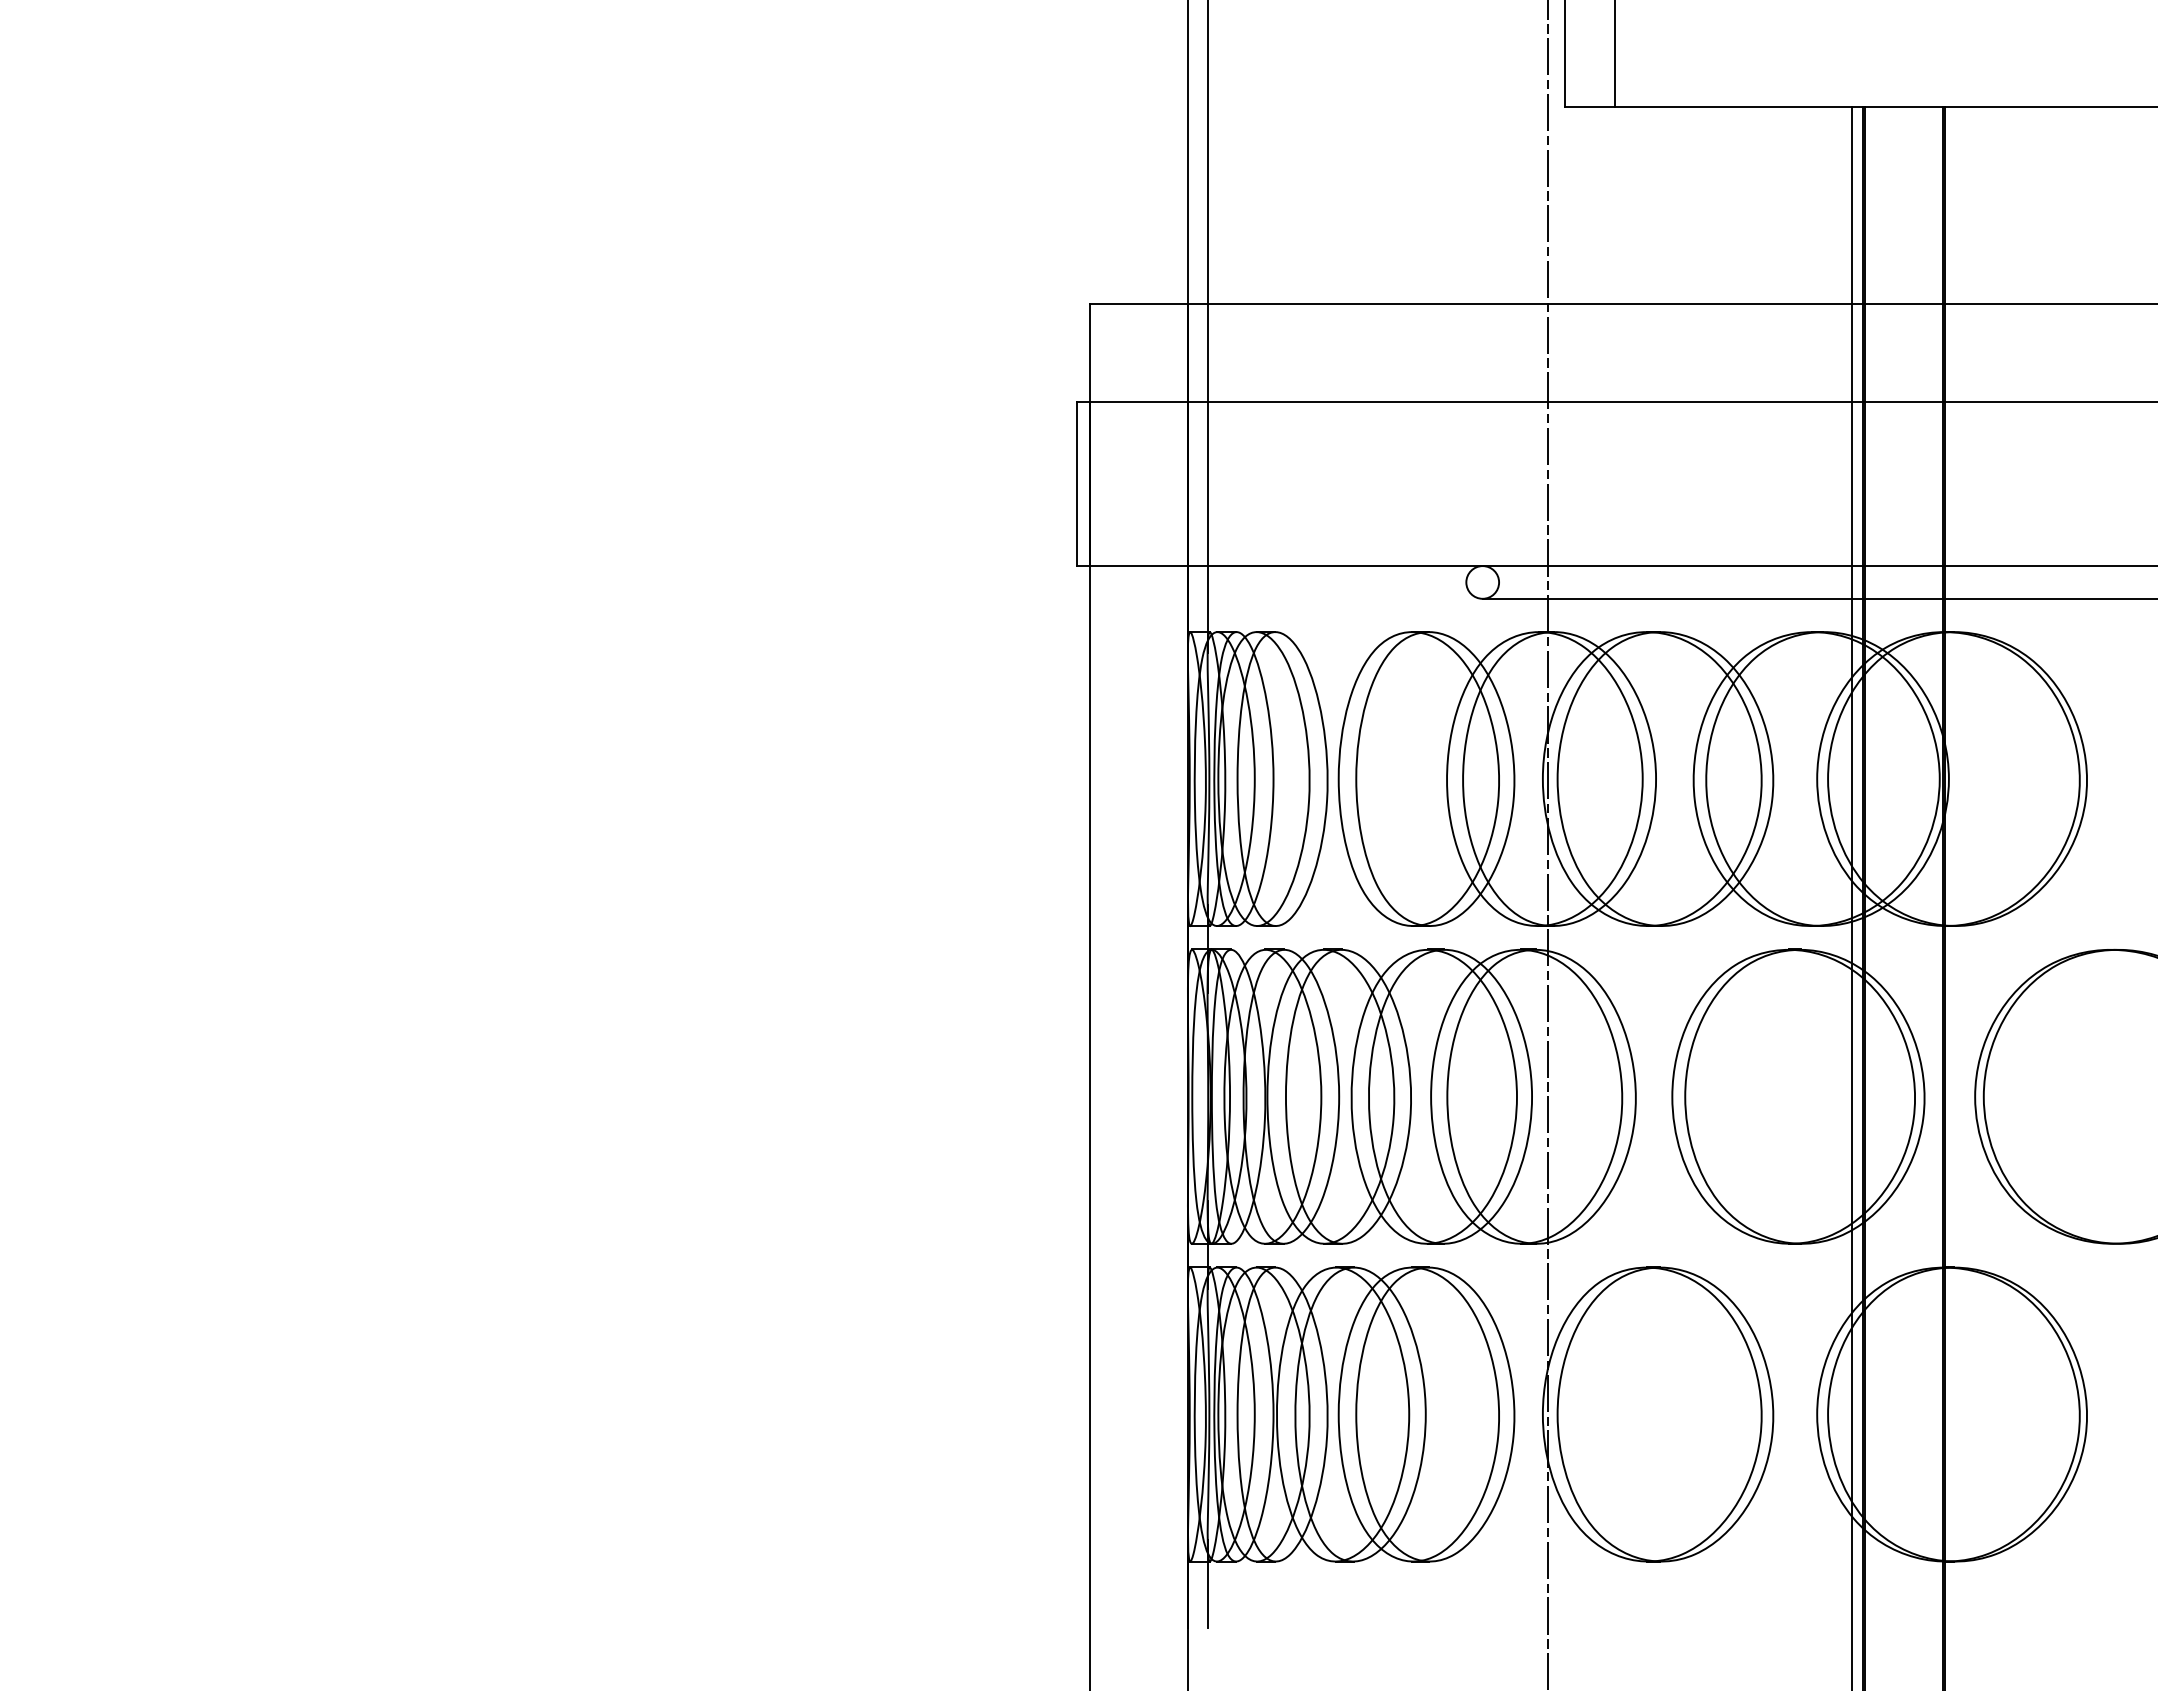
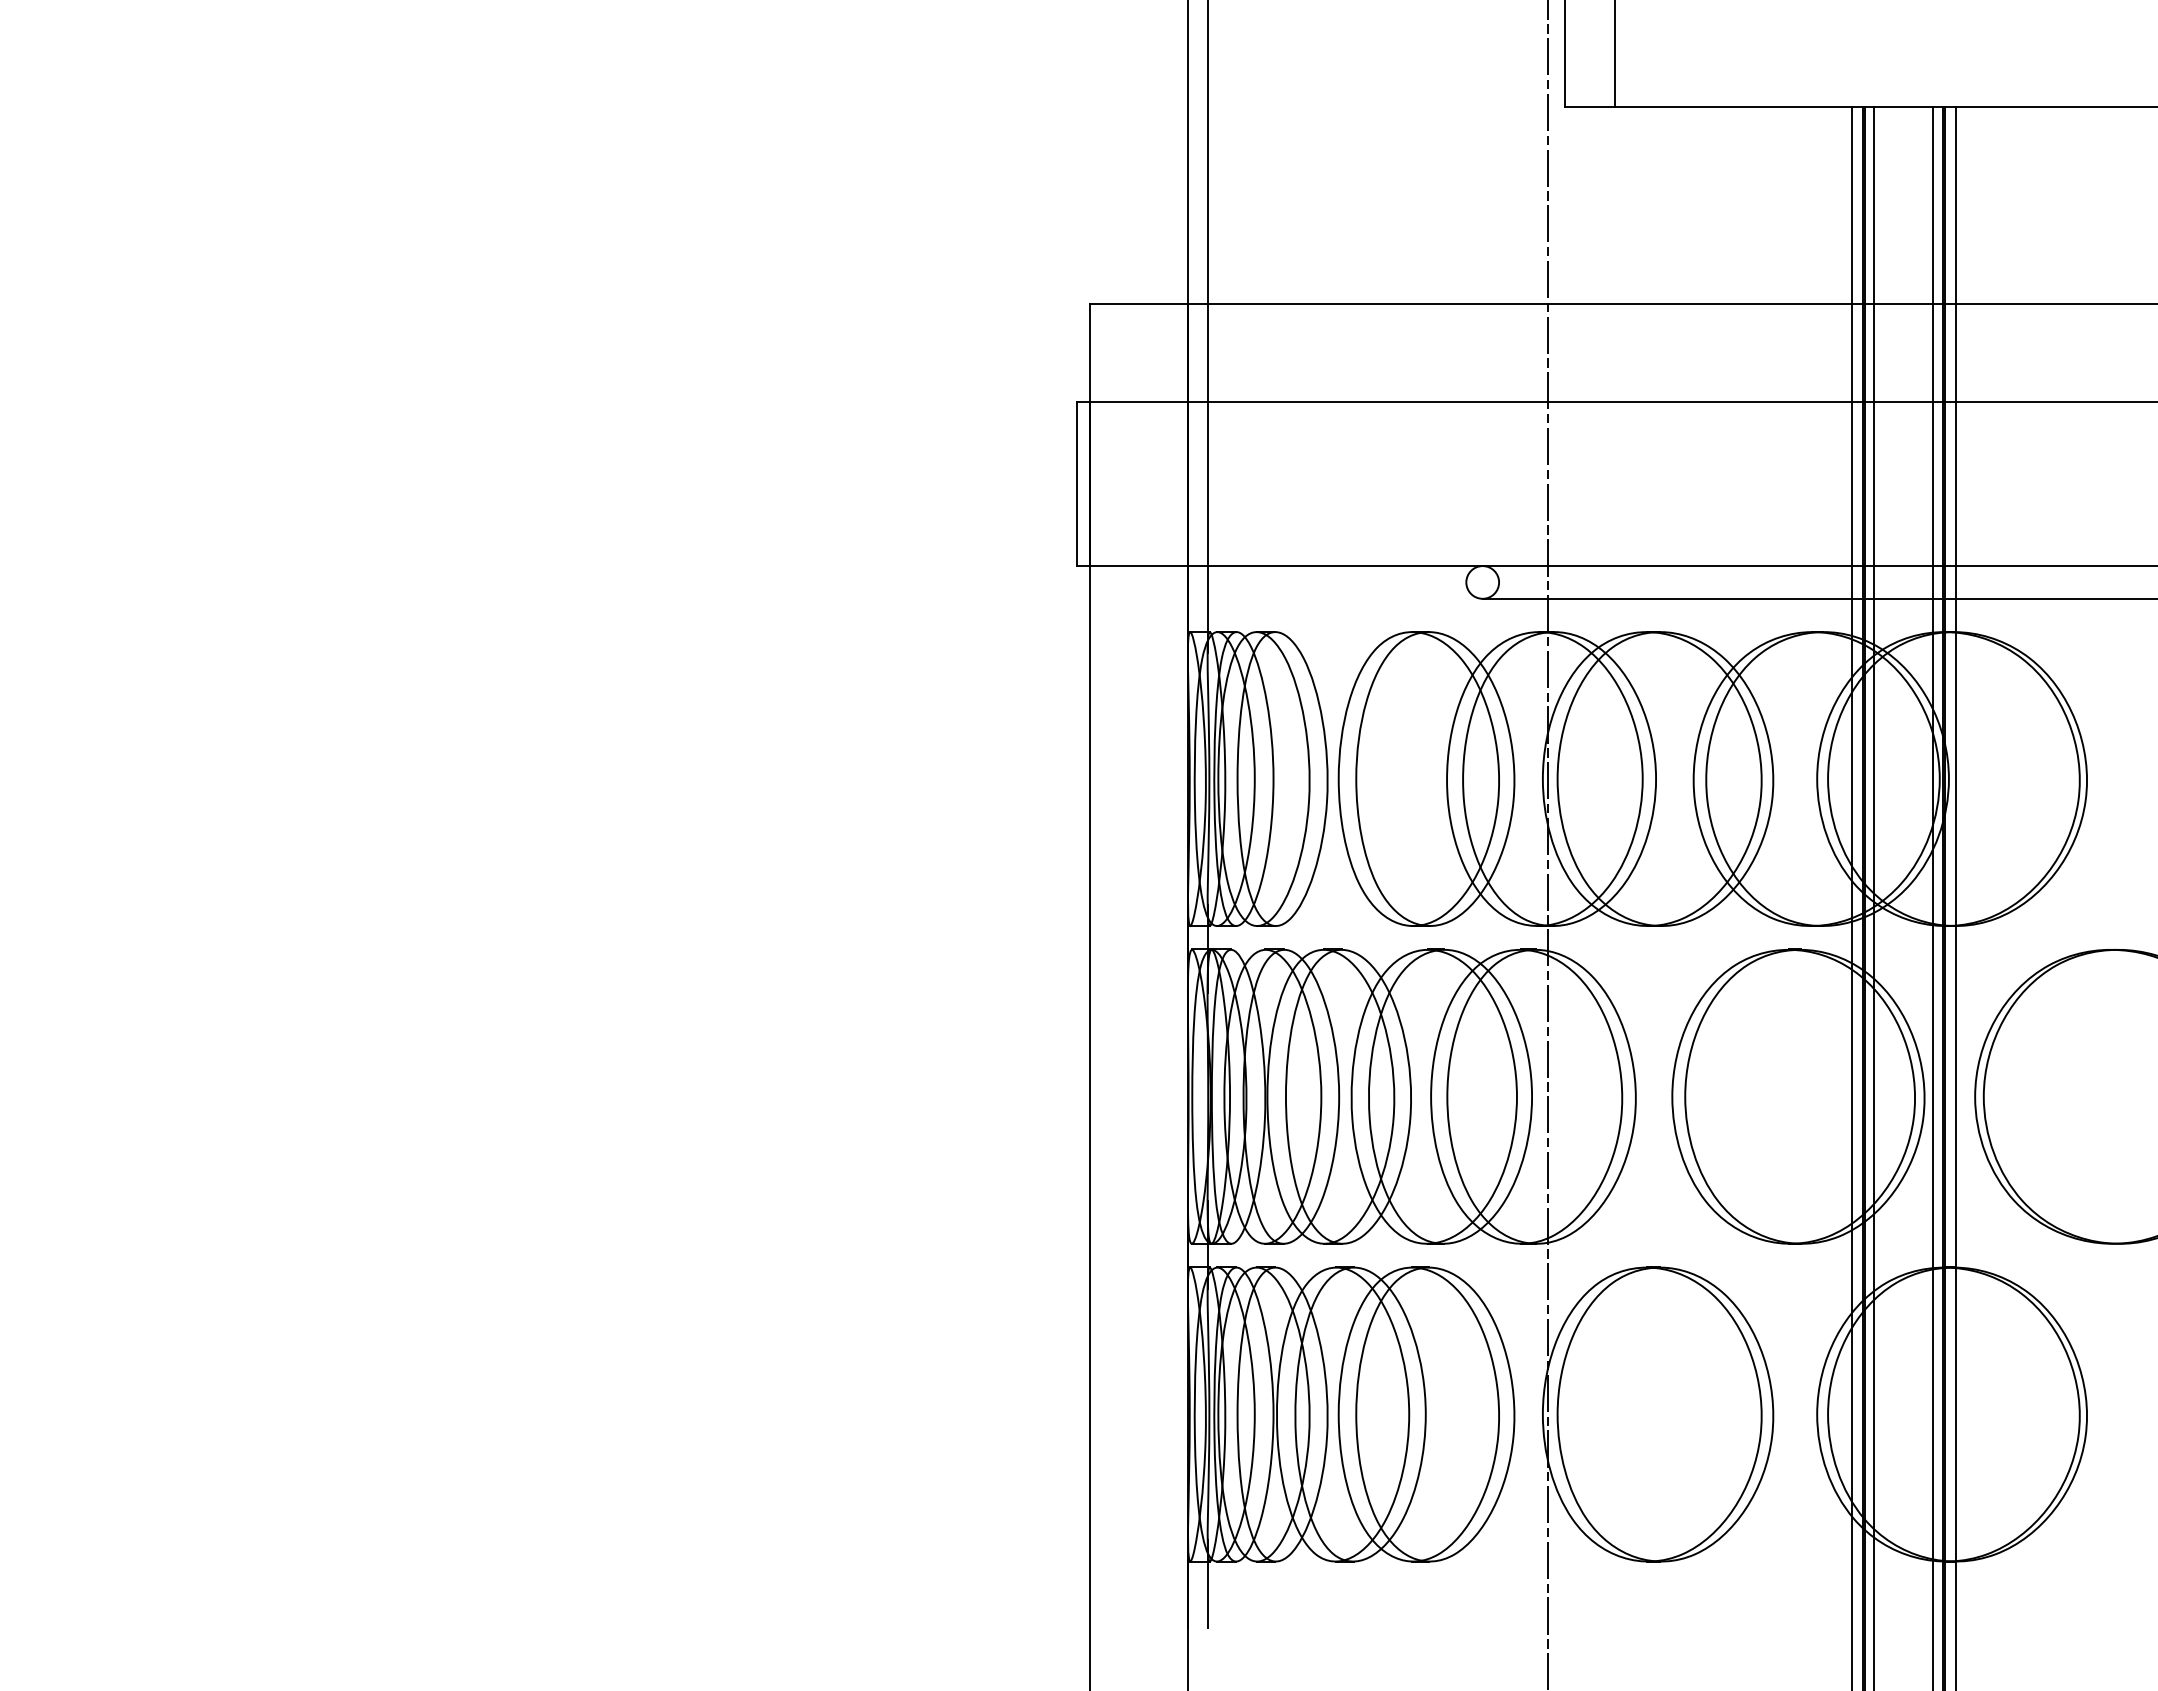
line: none -> present (1874, 897)
line: none -> present (1933, 897)
line: none -> present (1956, 897)
